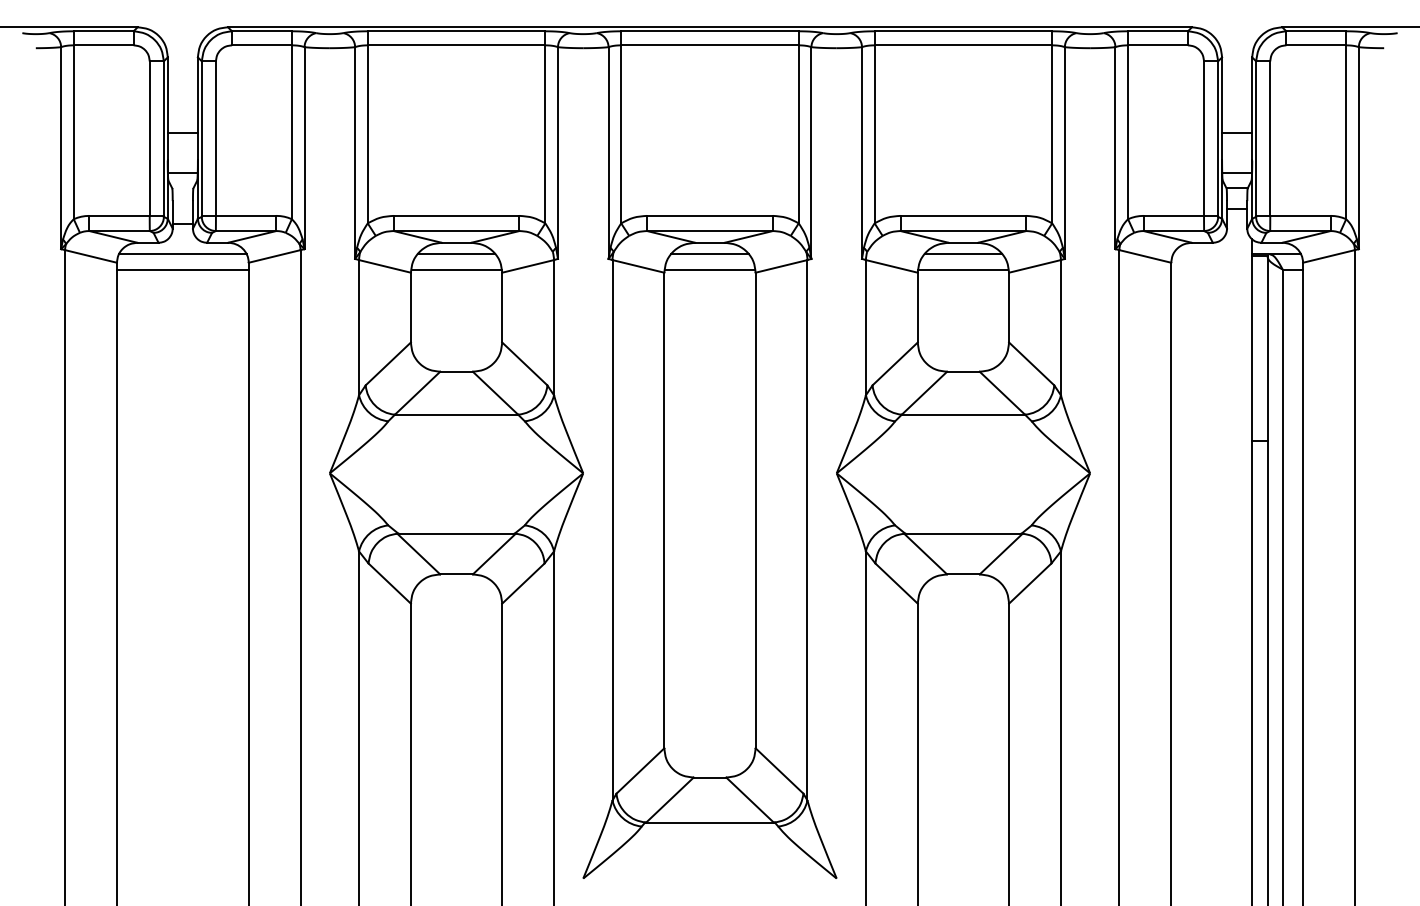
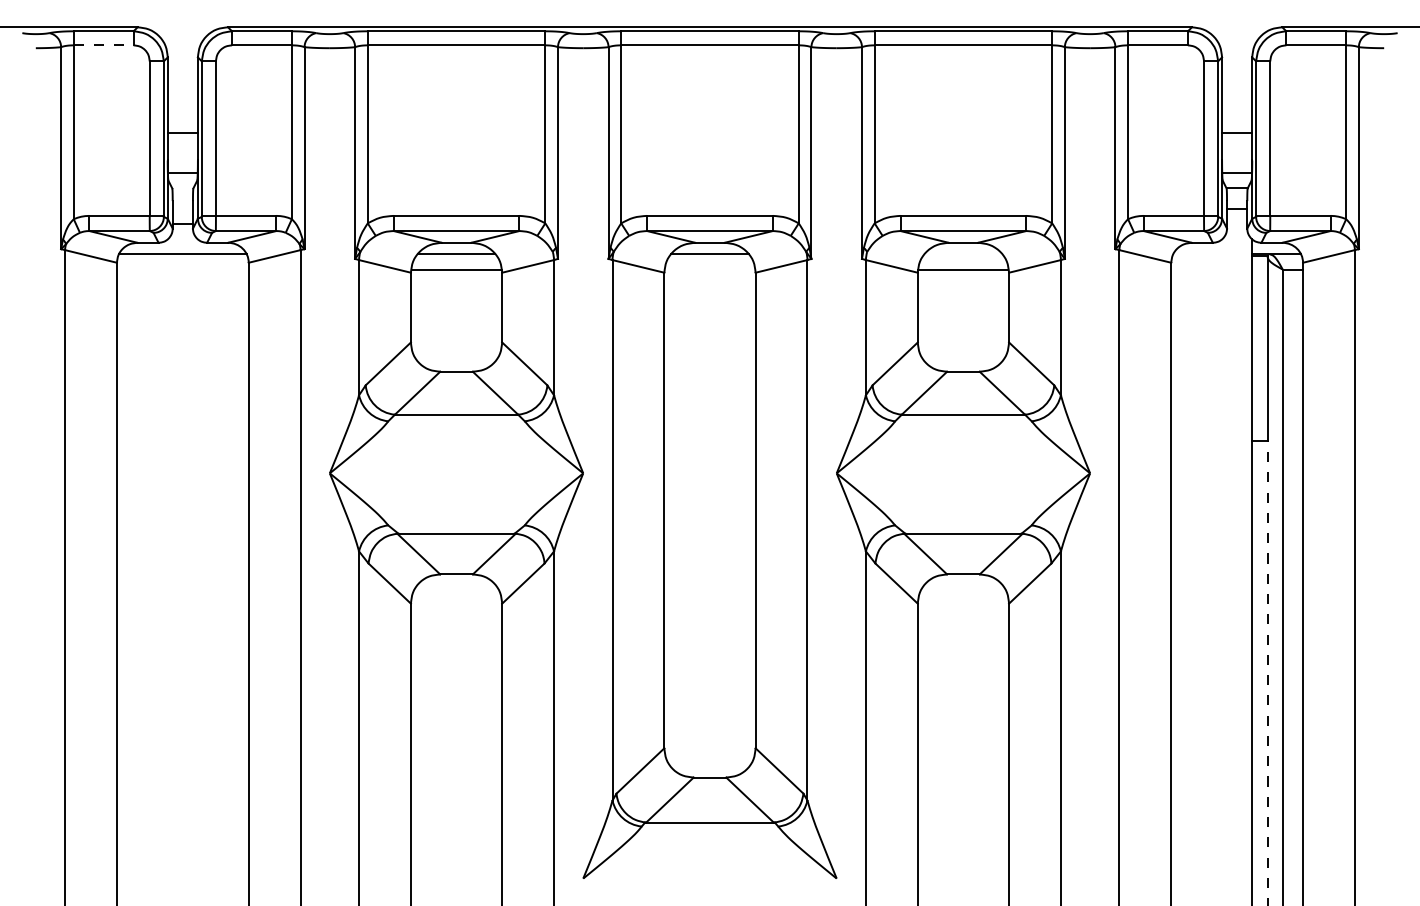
line: solid -> dashed (103, 45)
line: present -> none (963, 254)
line: present -> none (182, 269)
line: present -> none (709, 269)
line: solid -> dashed (1267, 672)
